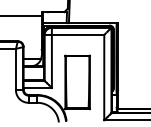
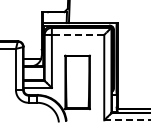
line: present -> none (21, 15)
line: solid -> dashed (77, 34)
line: solid -> dashed (127, 120)
